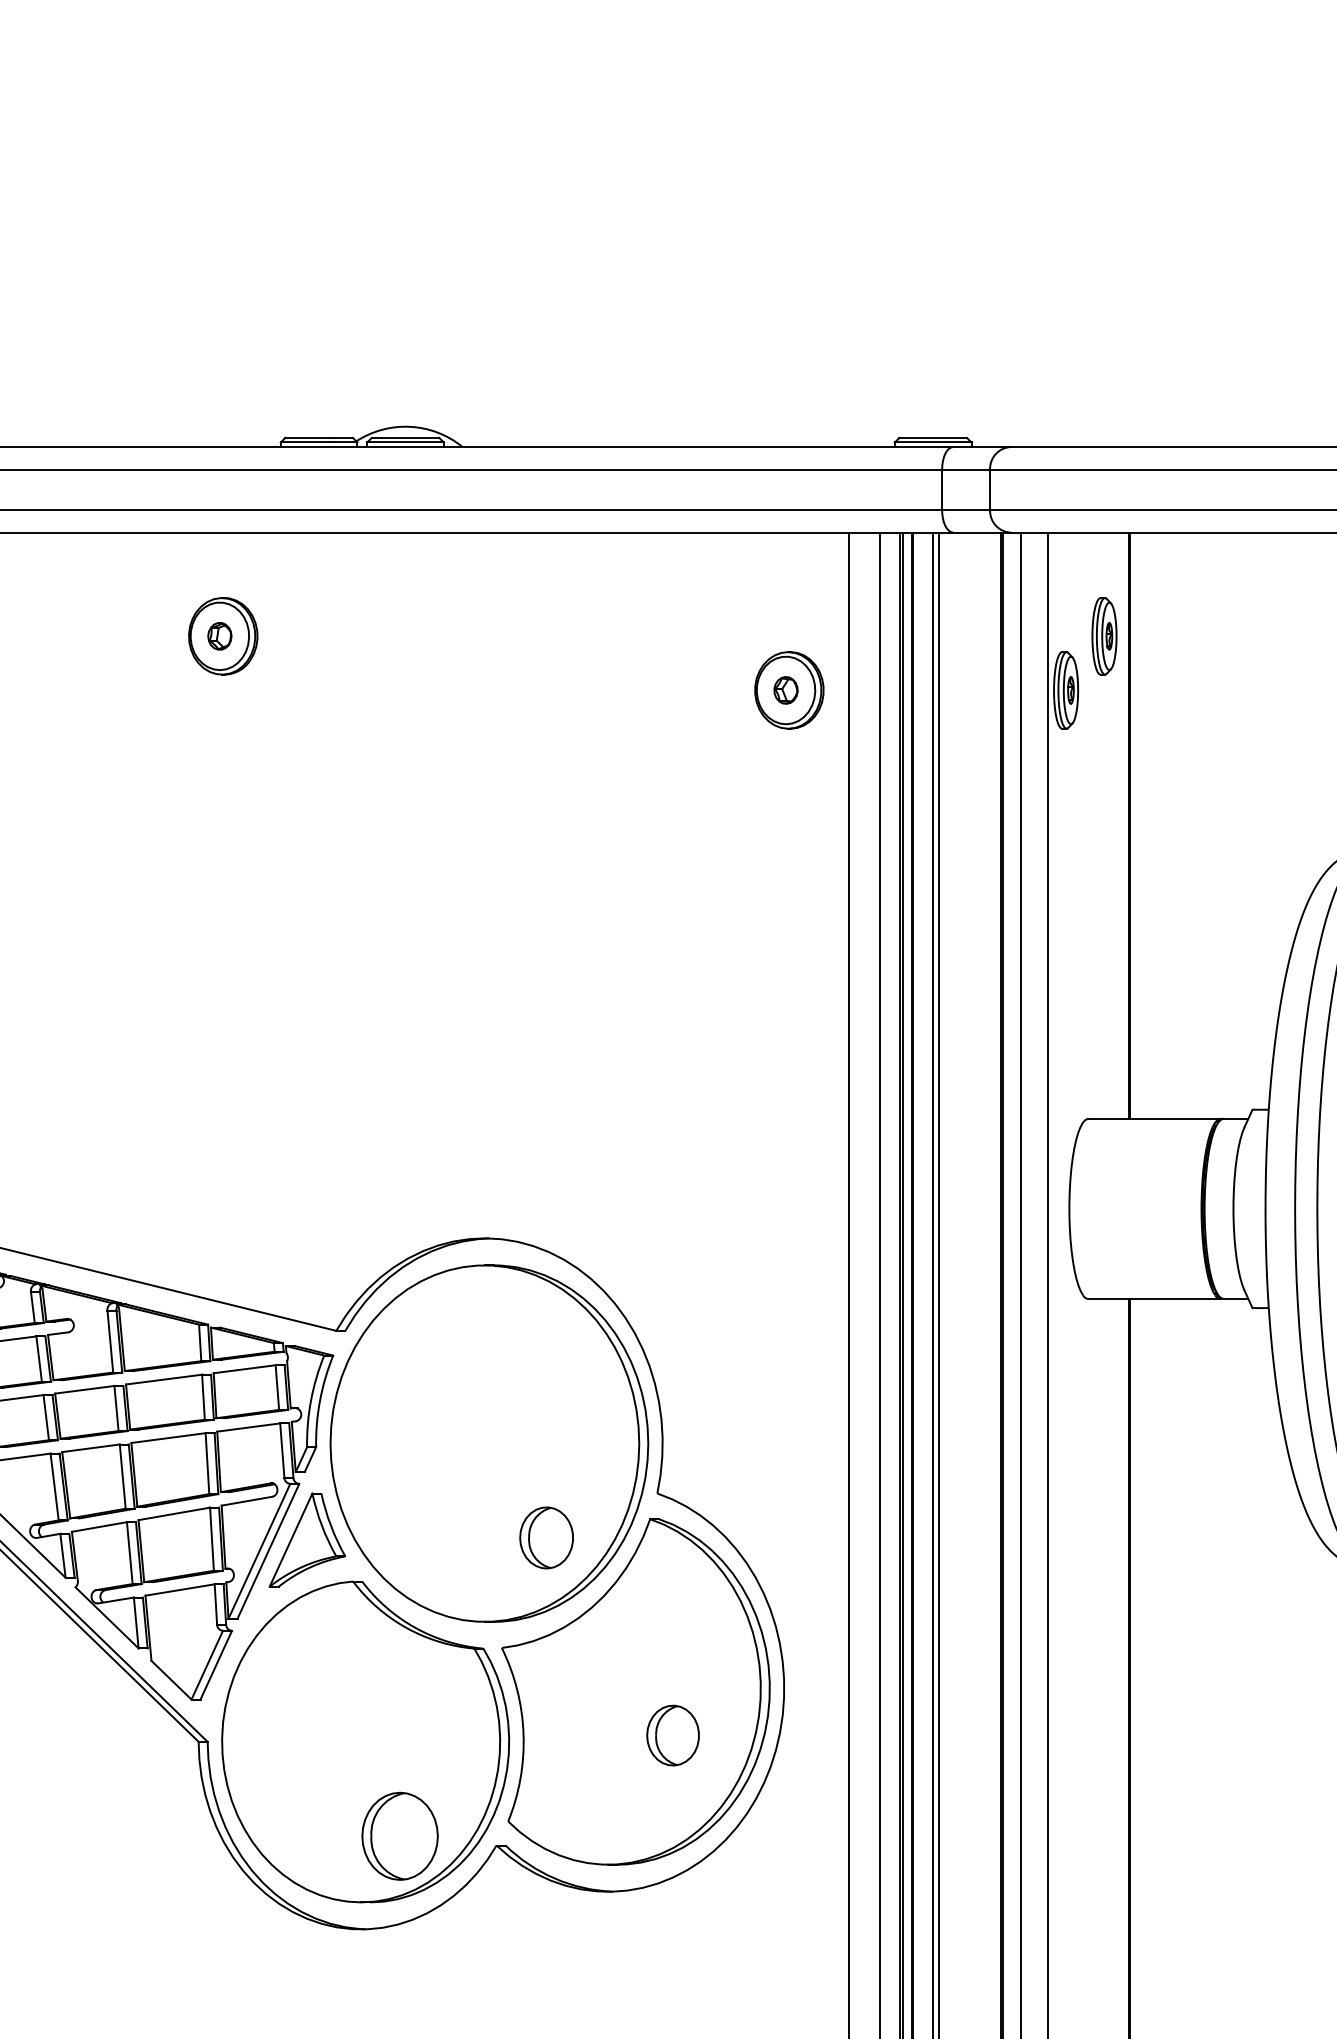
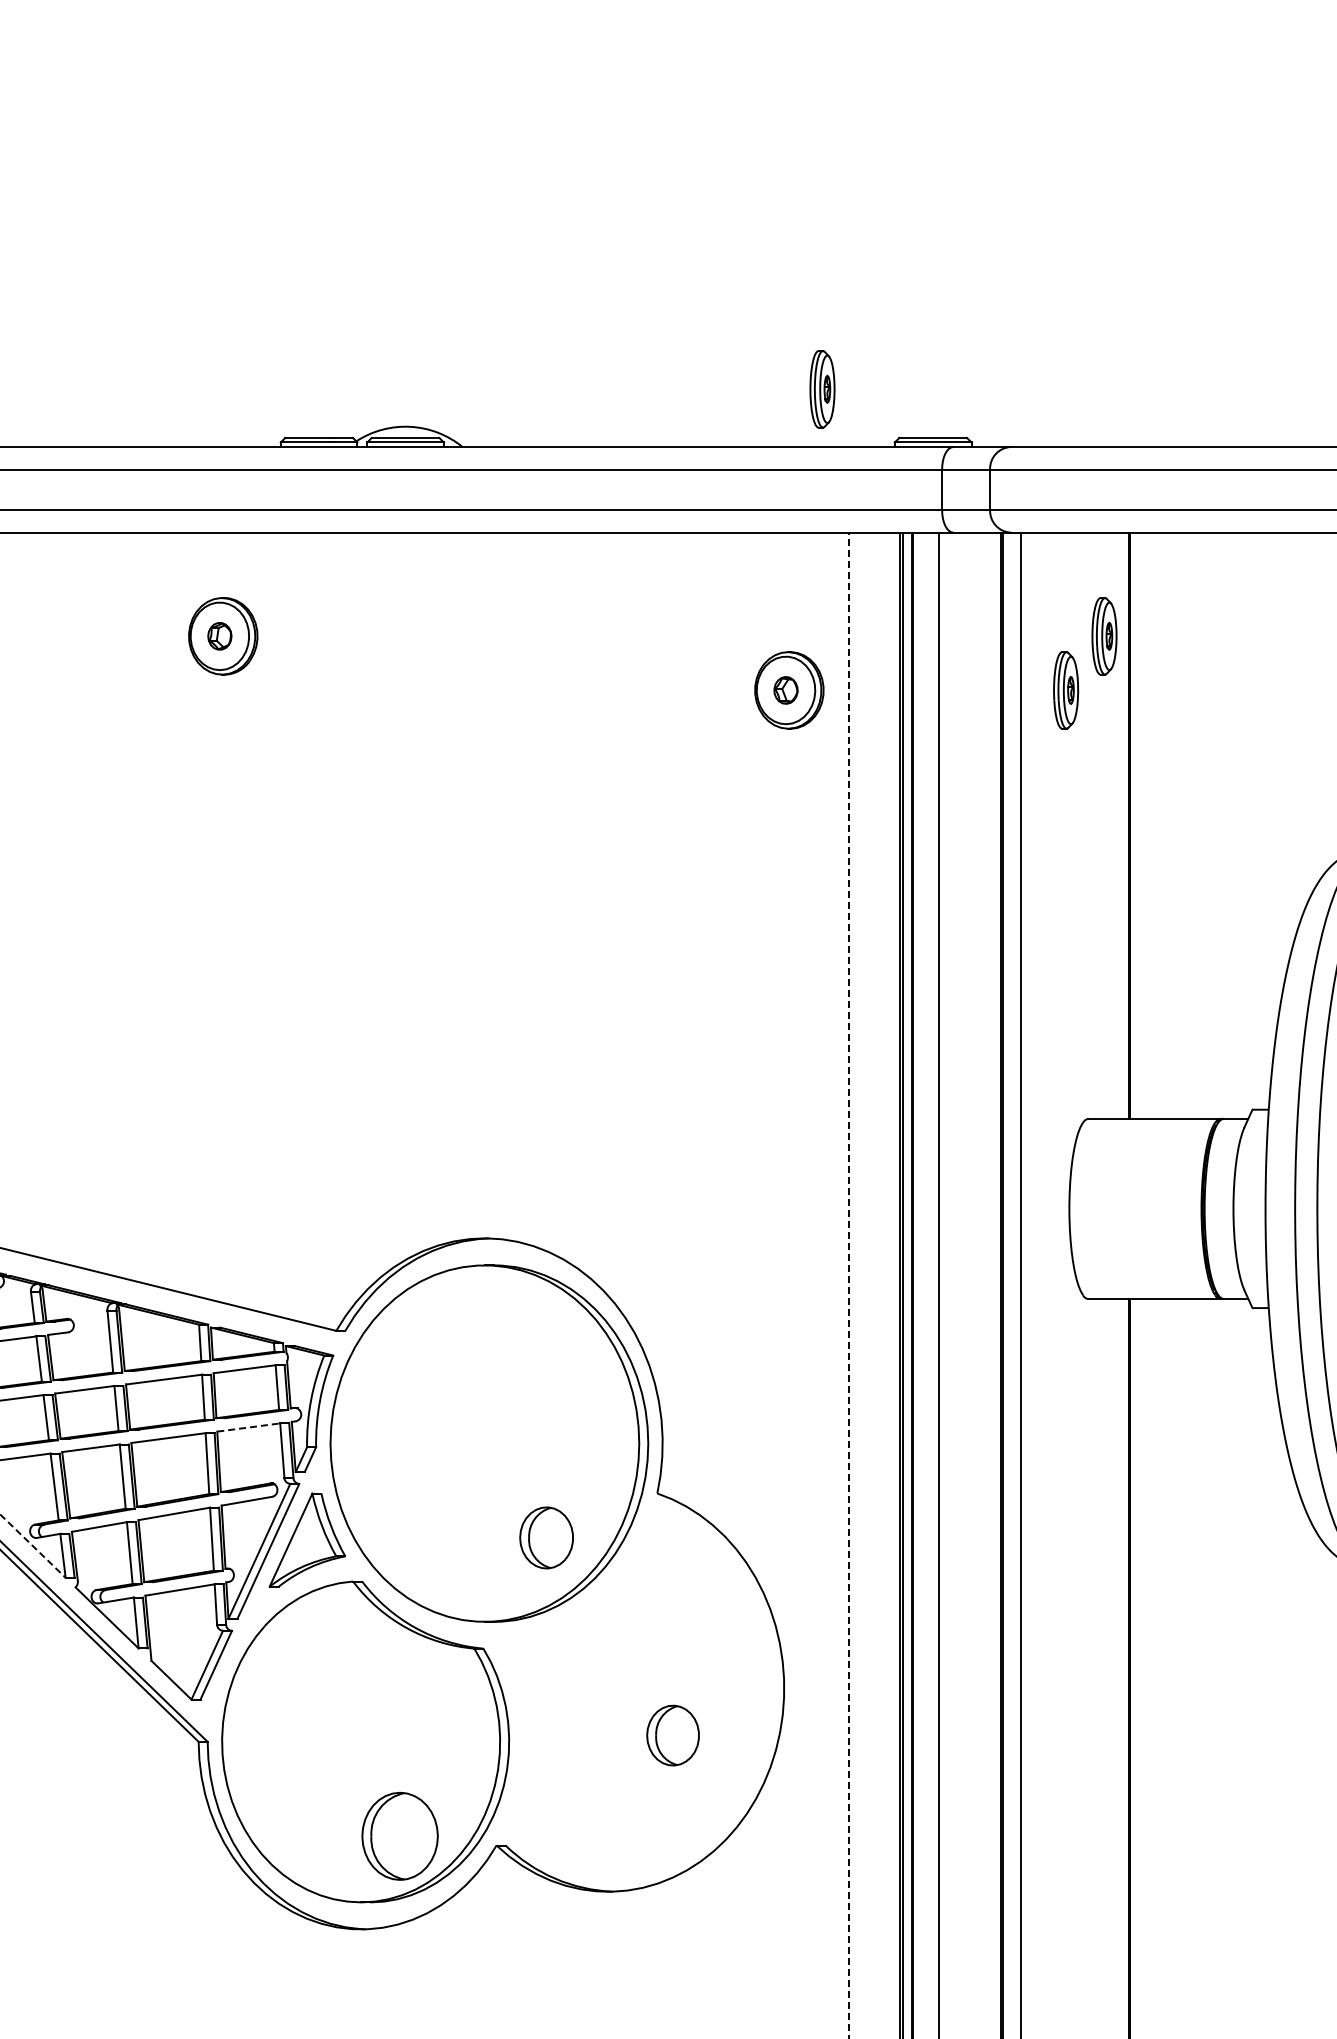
part: none -> present (822, 389)
line: present -> none (879, 1283)
line: present -> none (933, 1283)
line: present -> none (1047, 1283)
line: solid -> dashed (849, 1285)
line: solid -> dashed (248, 1427)
line: solid -> dashed (33, 1546)
part: present -> none (635, 1691)
